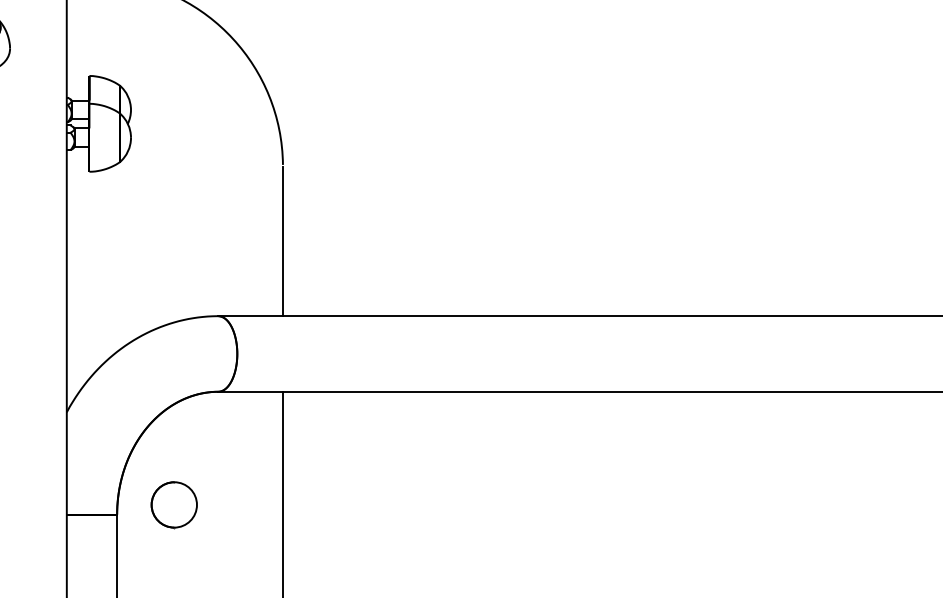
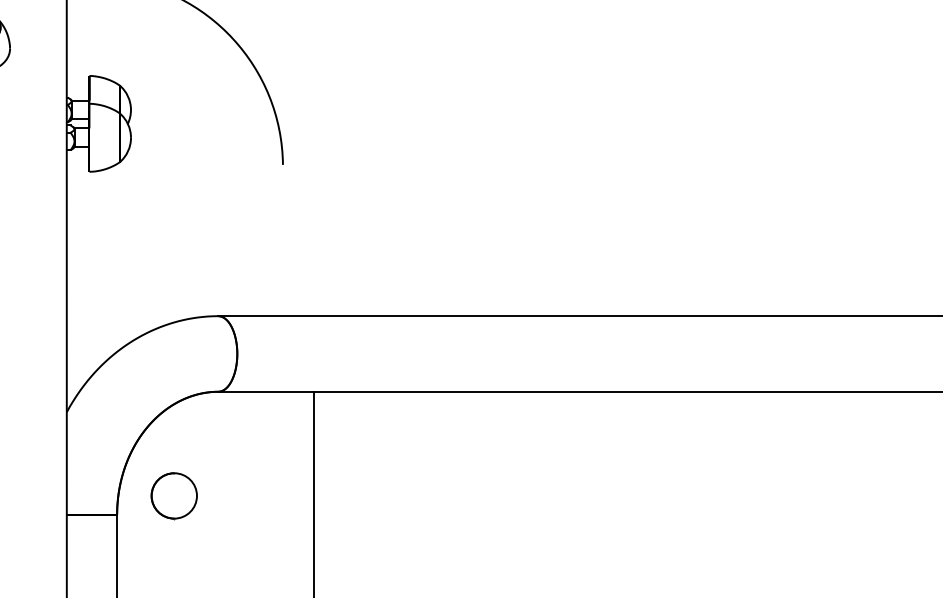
line: present -> none (282, 241)
line position: (282, 492) -> (313, 492) (313, 492)
part position: (173, 505) -> (173, 496) (173, 496)
